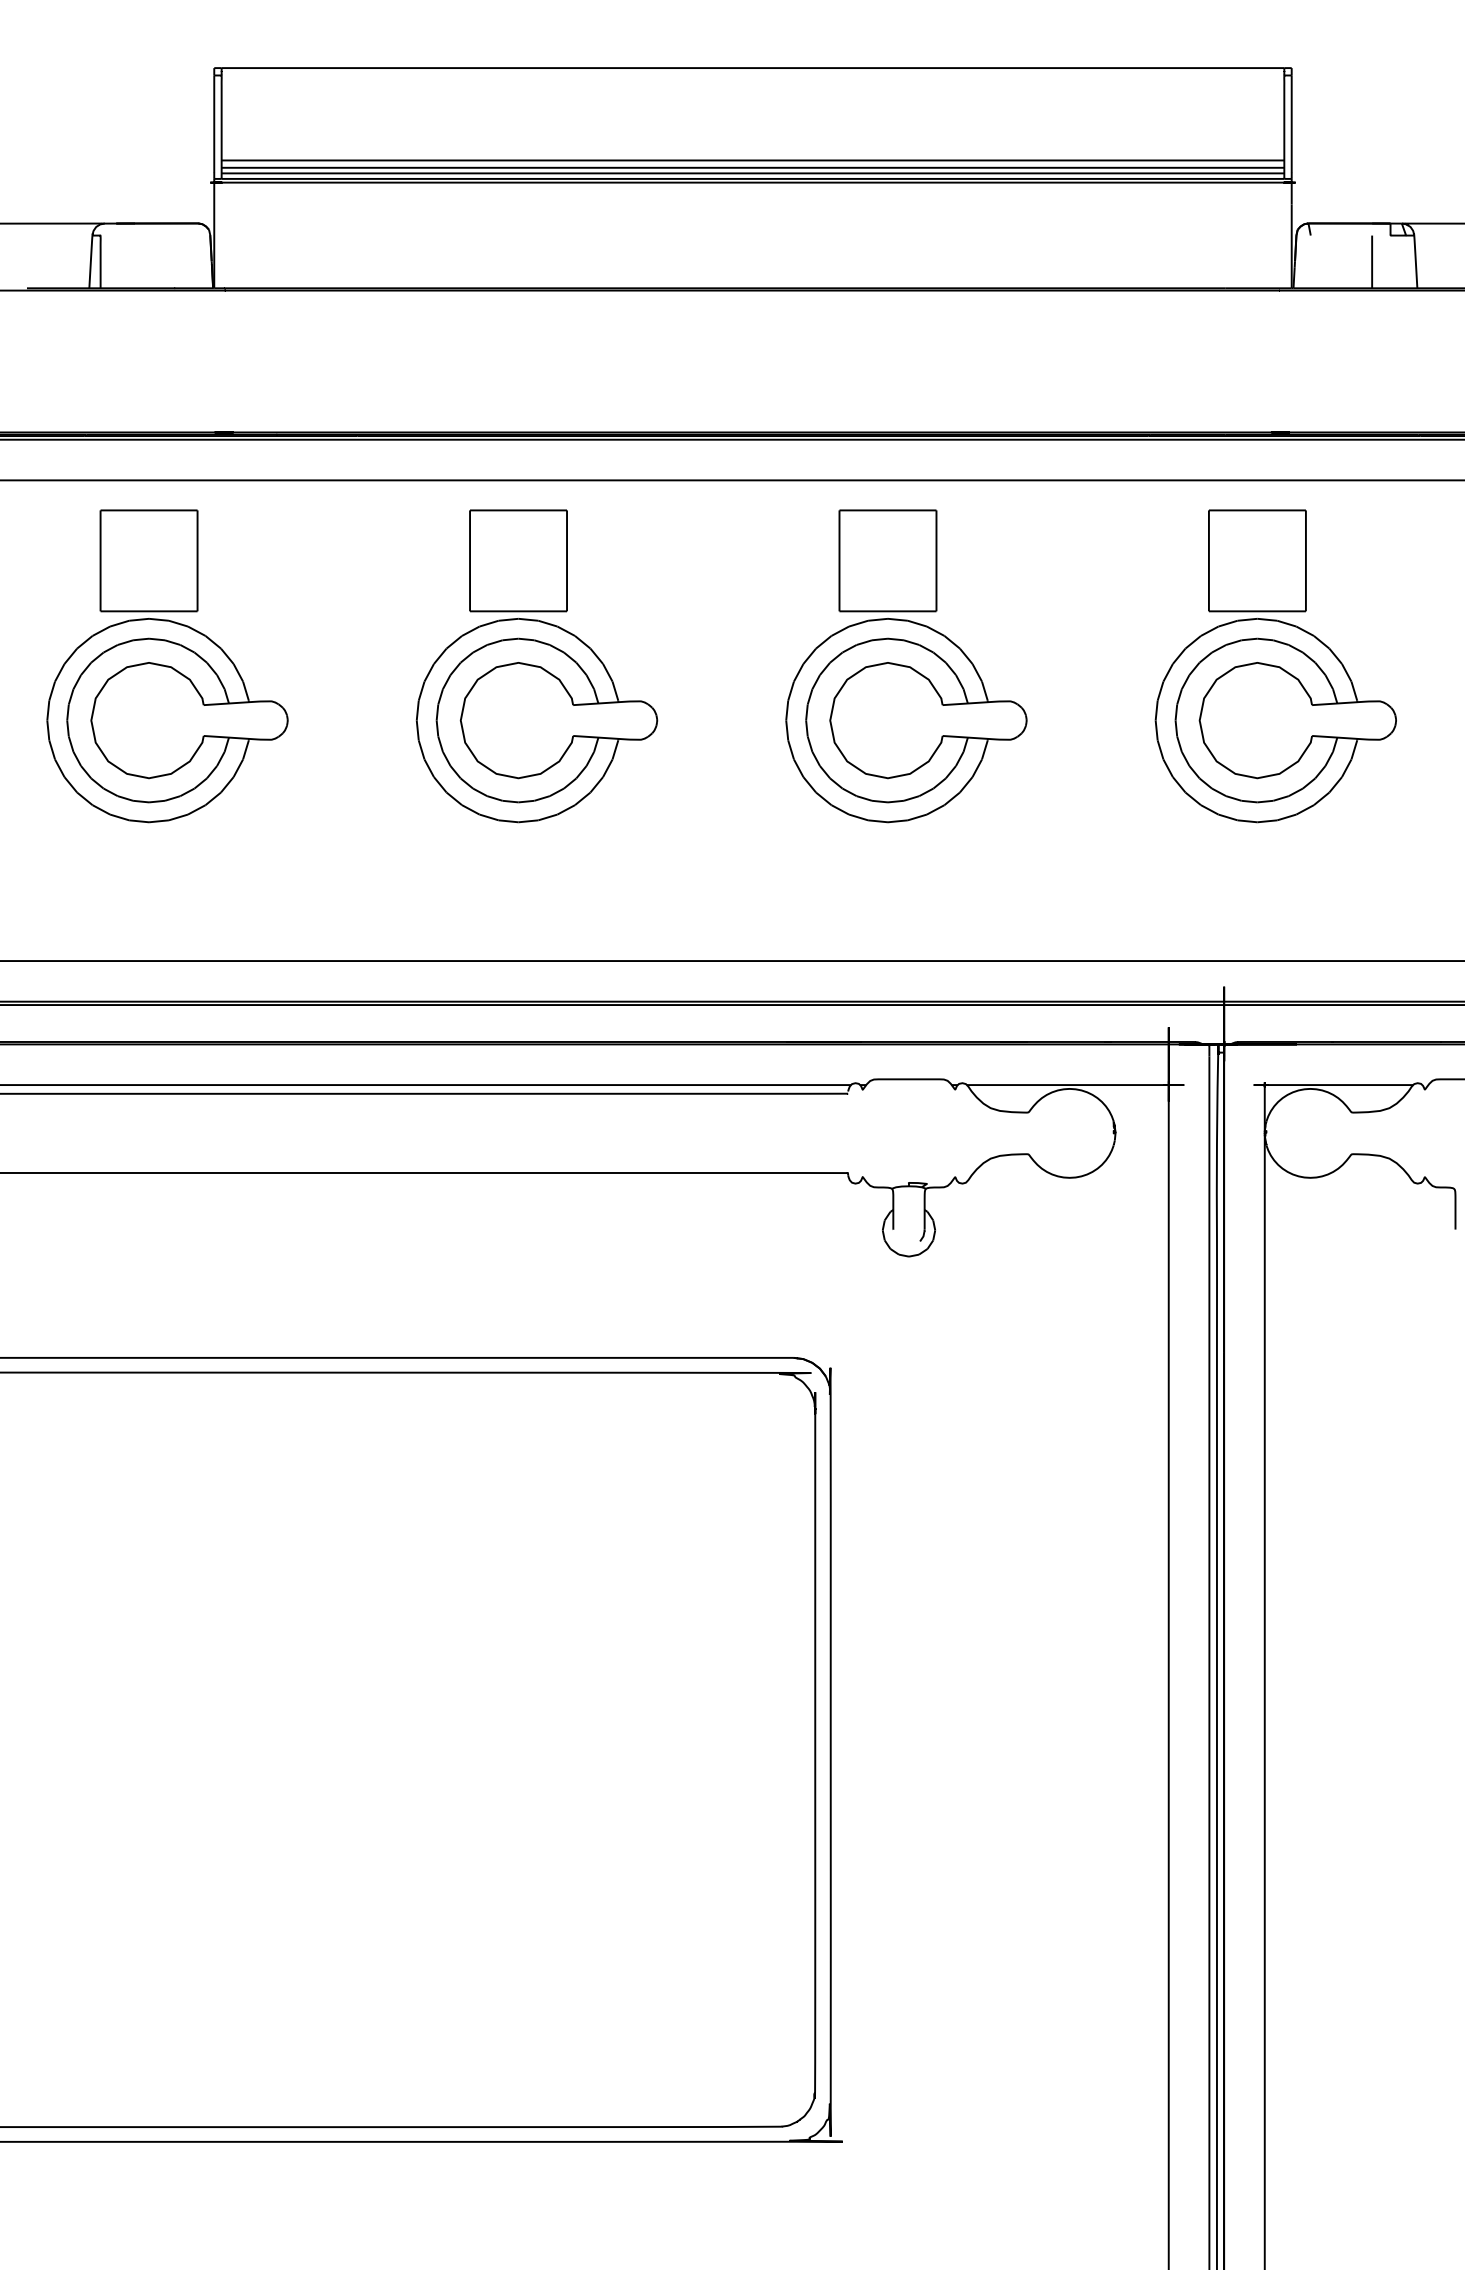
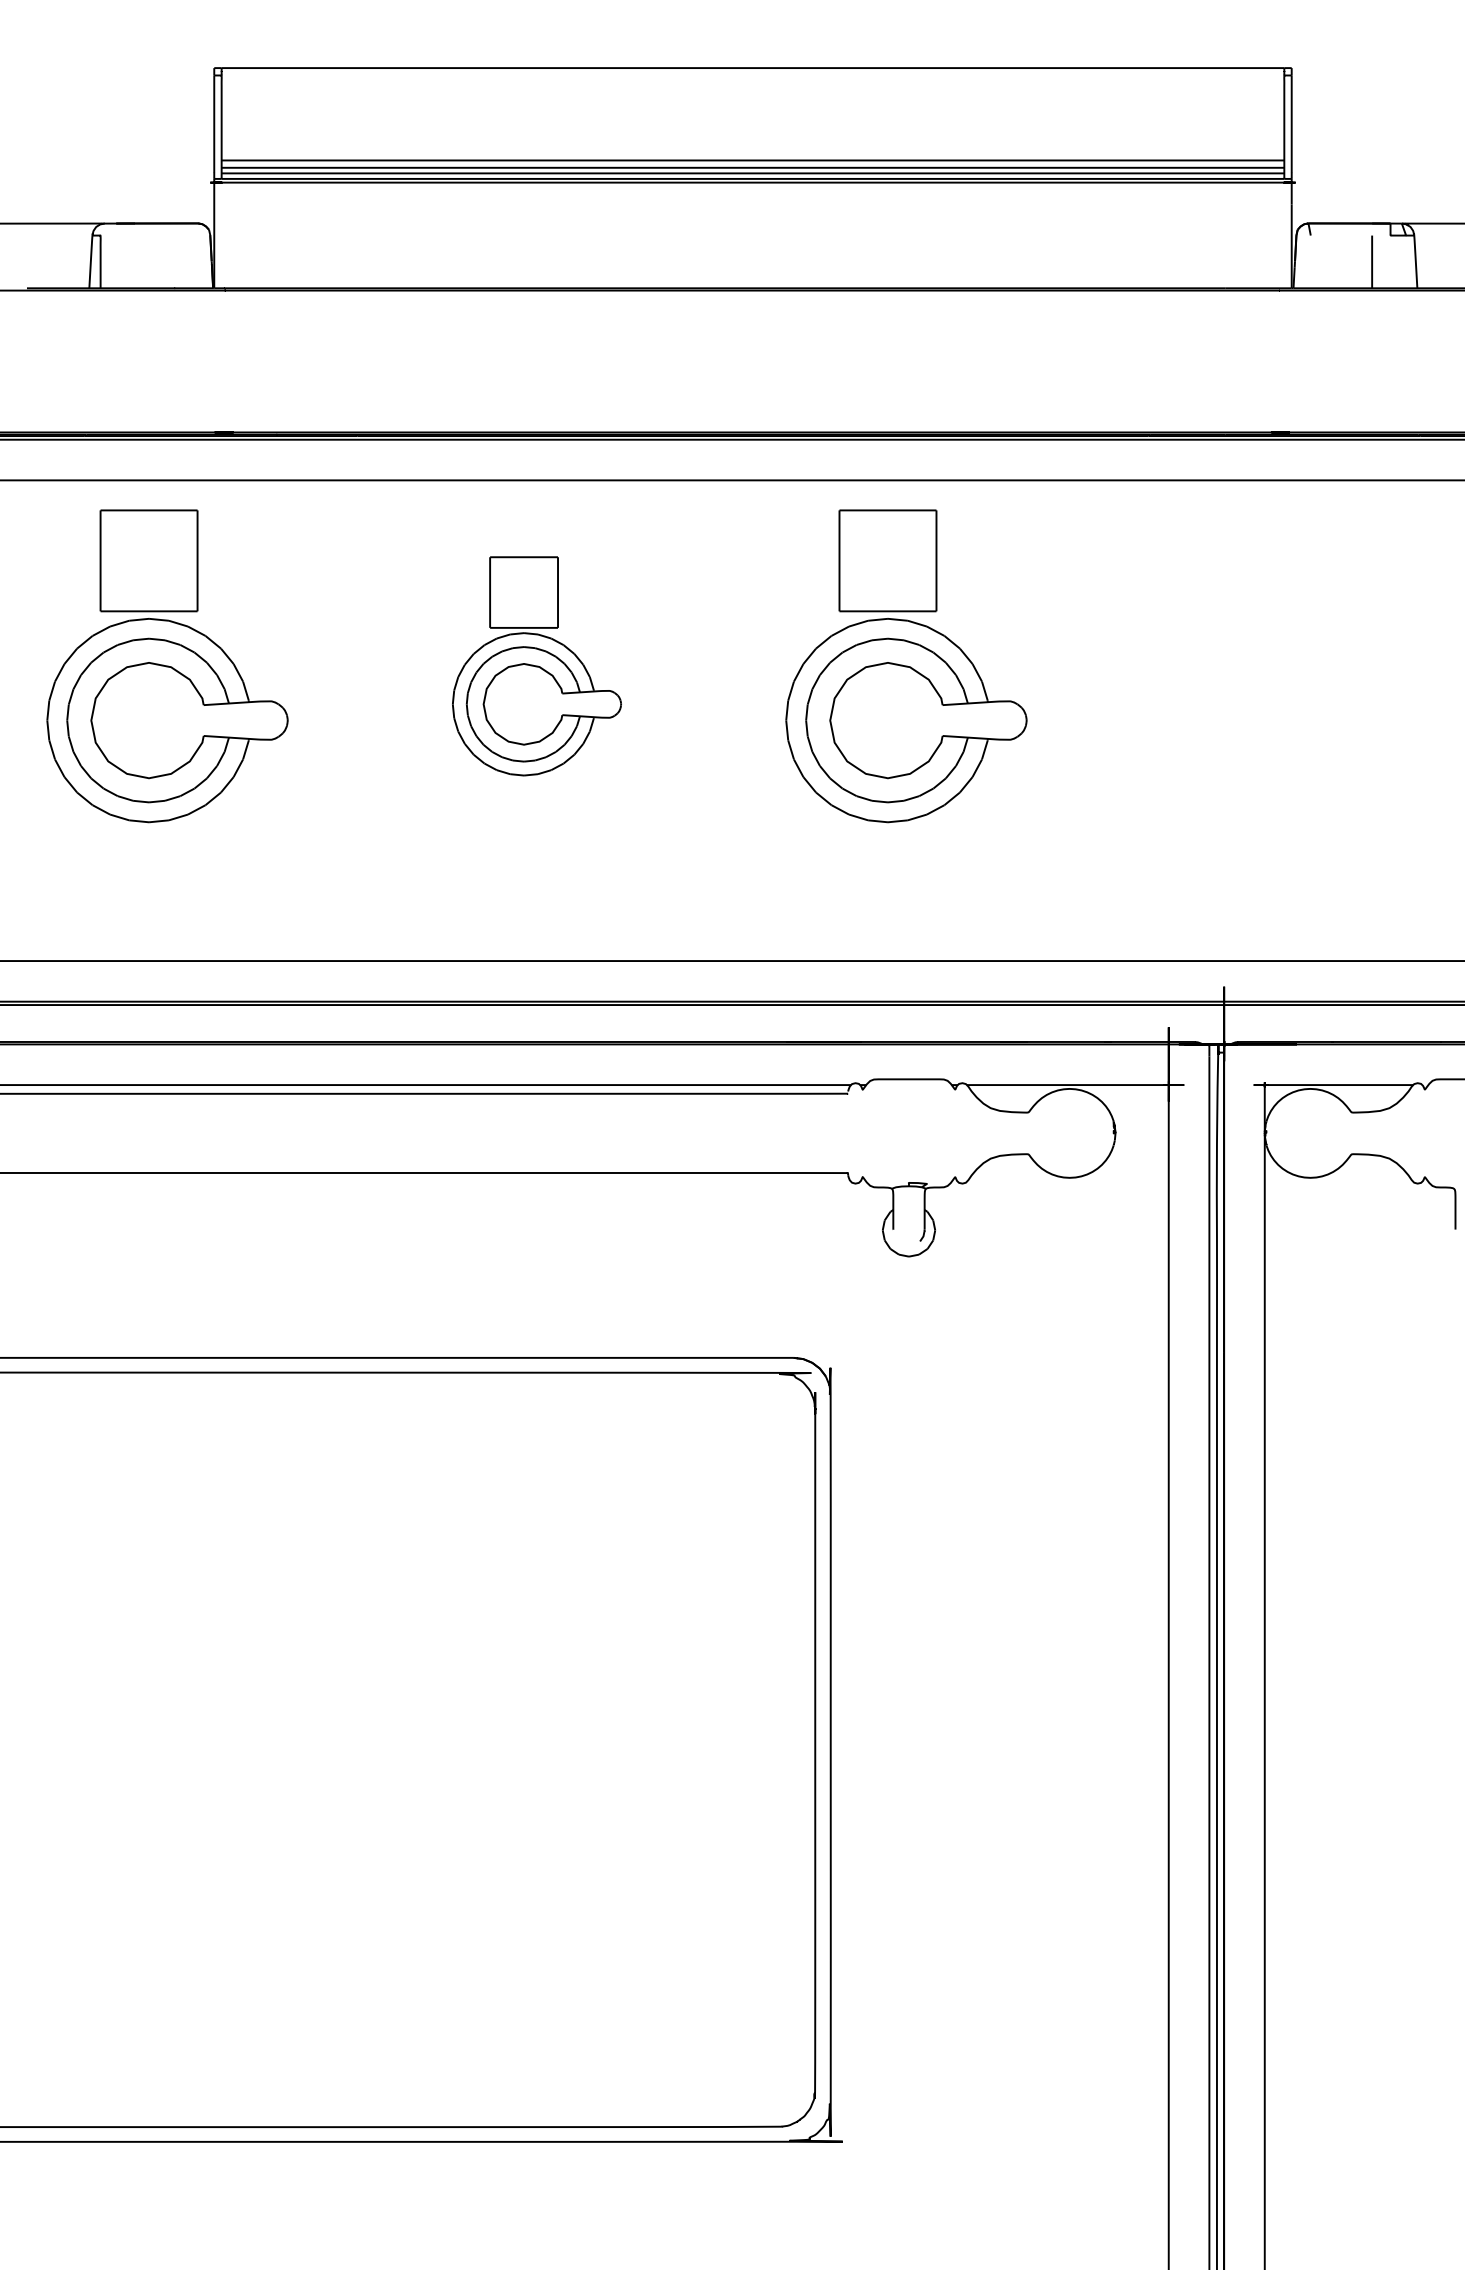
part size: 244x315 px -> 170x221 px (536, 666)
part: present -> none (1275, 666)
